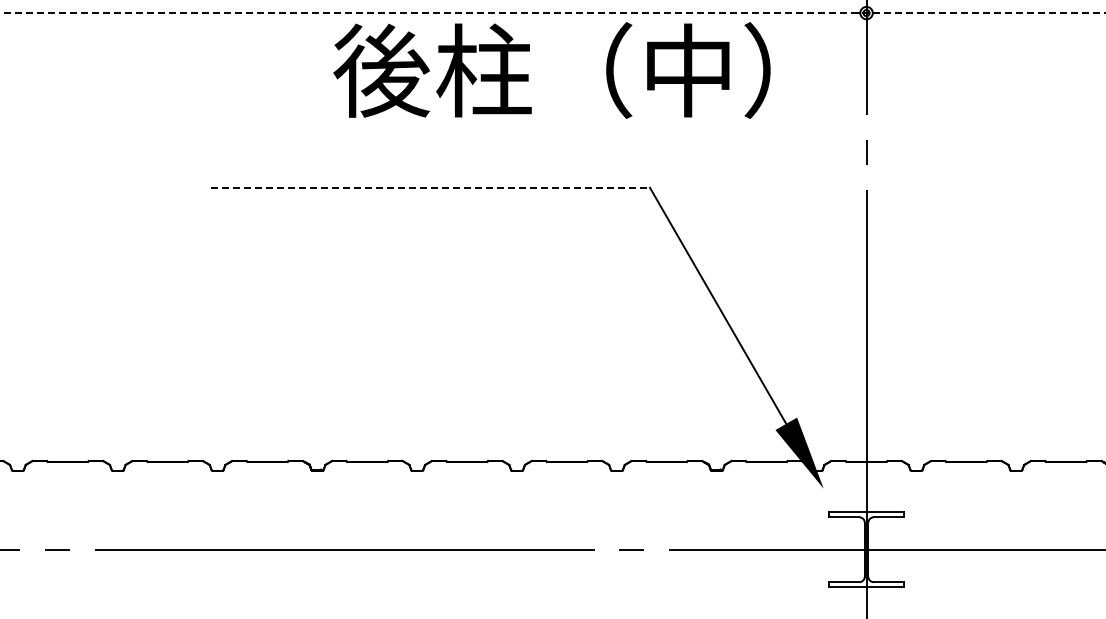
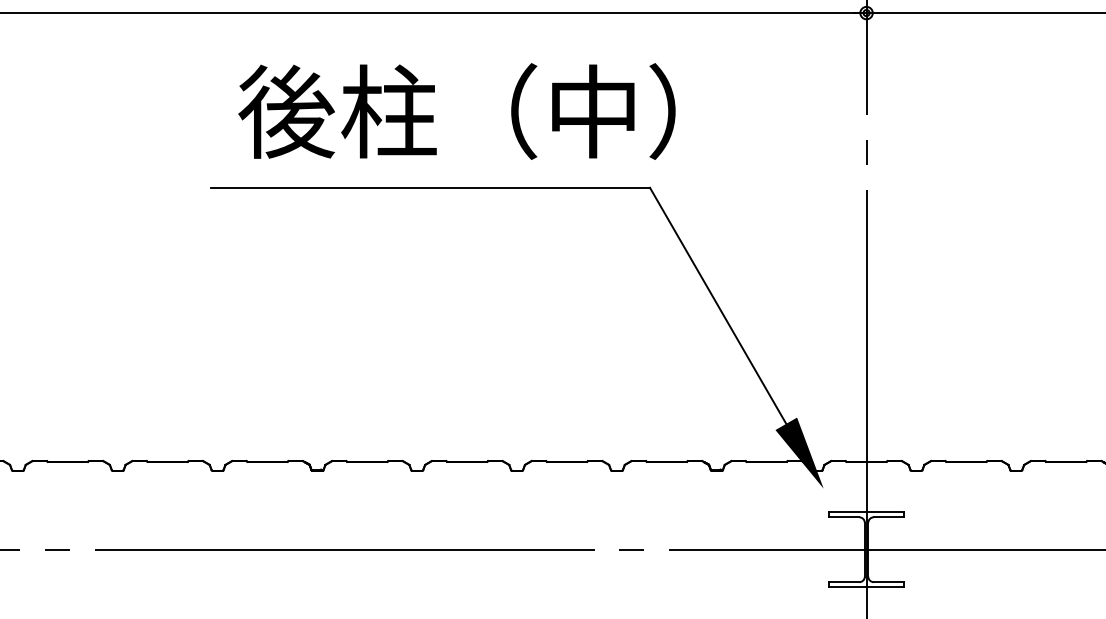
line: dashed -> solid (553, 13)
text position: (551, 70) -> (456, 111) (456, 111)
line: dashed -> solid (430, 187)
